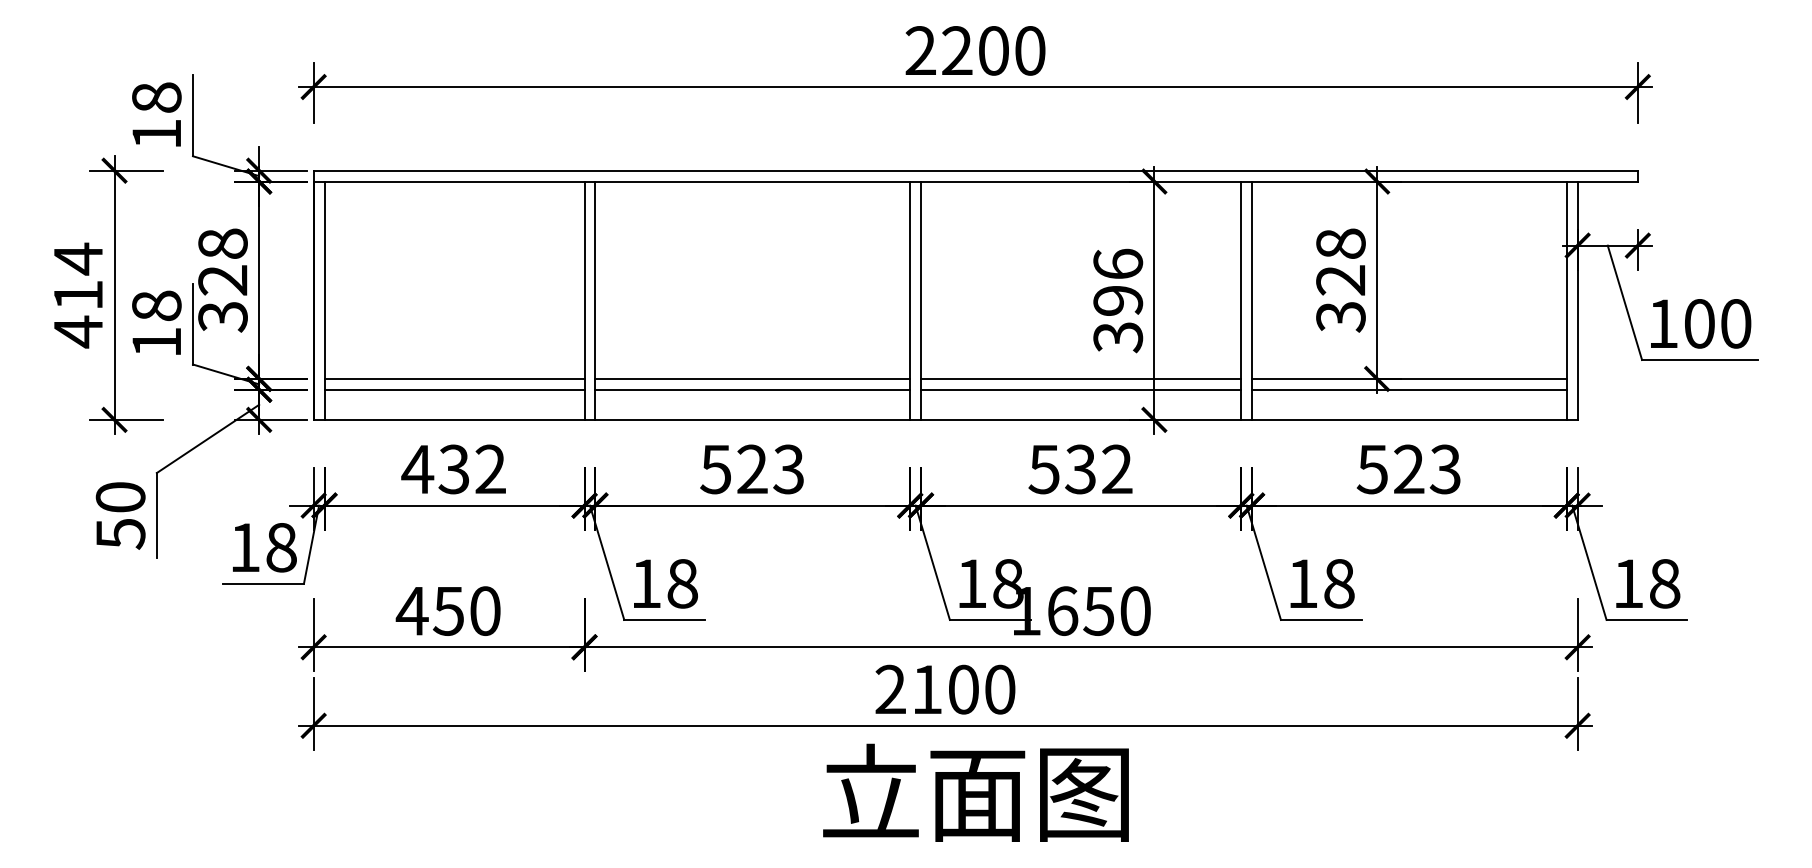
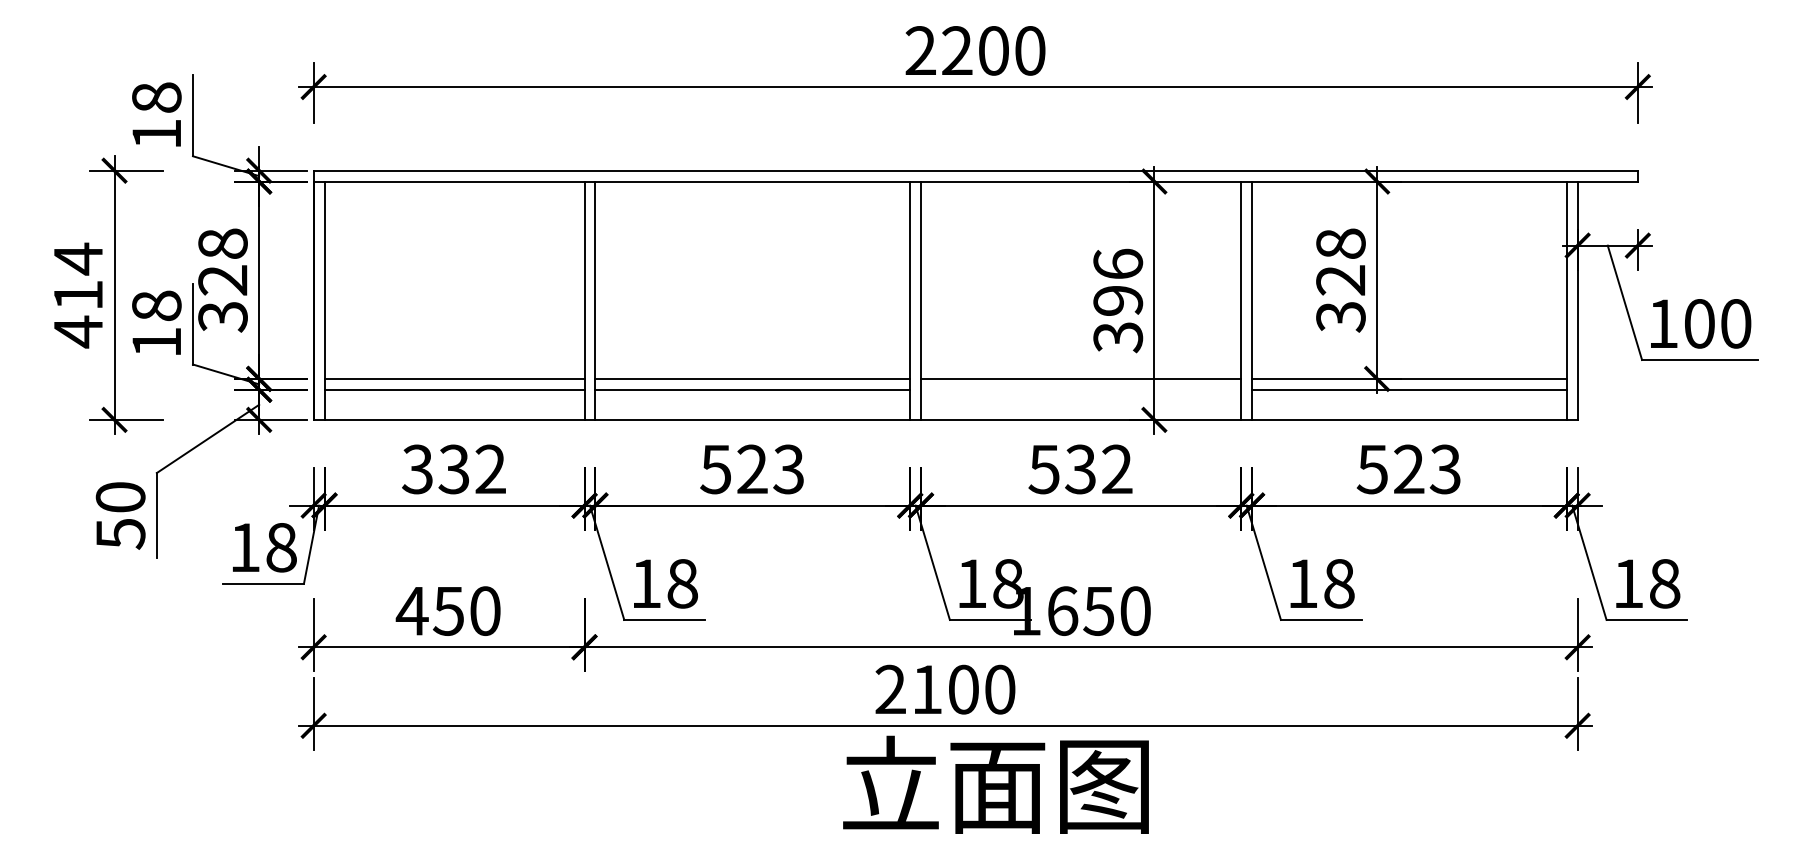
line: present -> none (1081, 389)
text: 432 -> 332 (417, 469)
text position: (975, 792) -> (995, 784) (995, 784)
